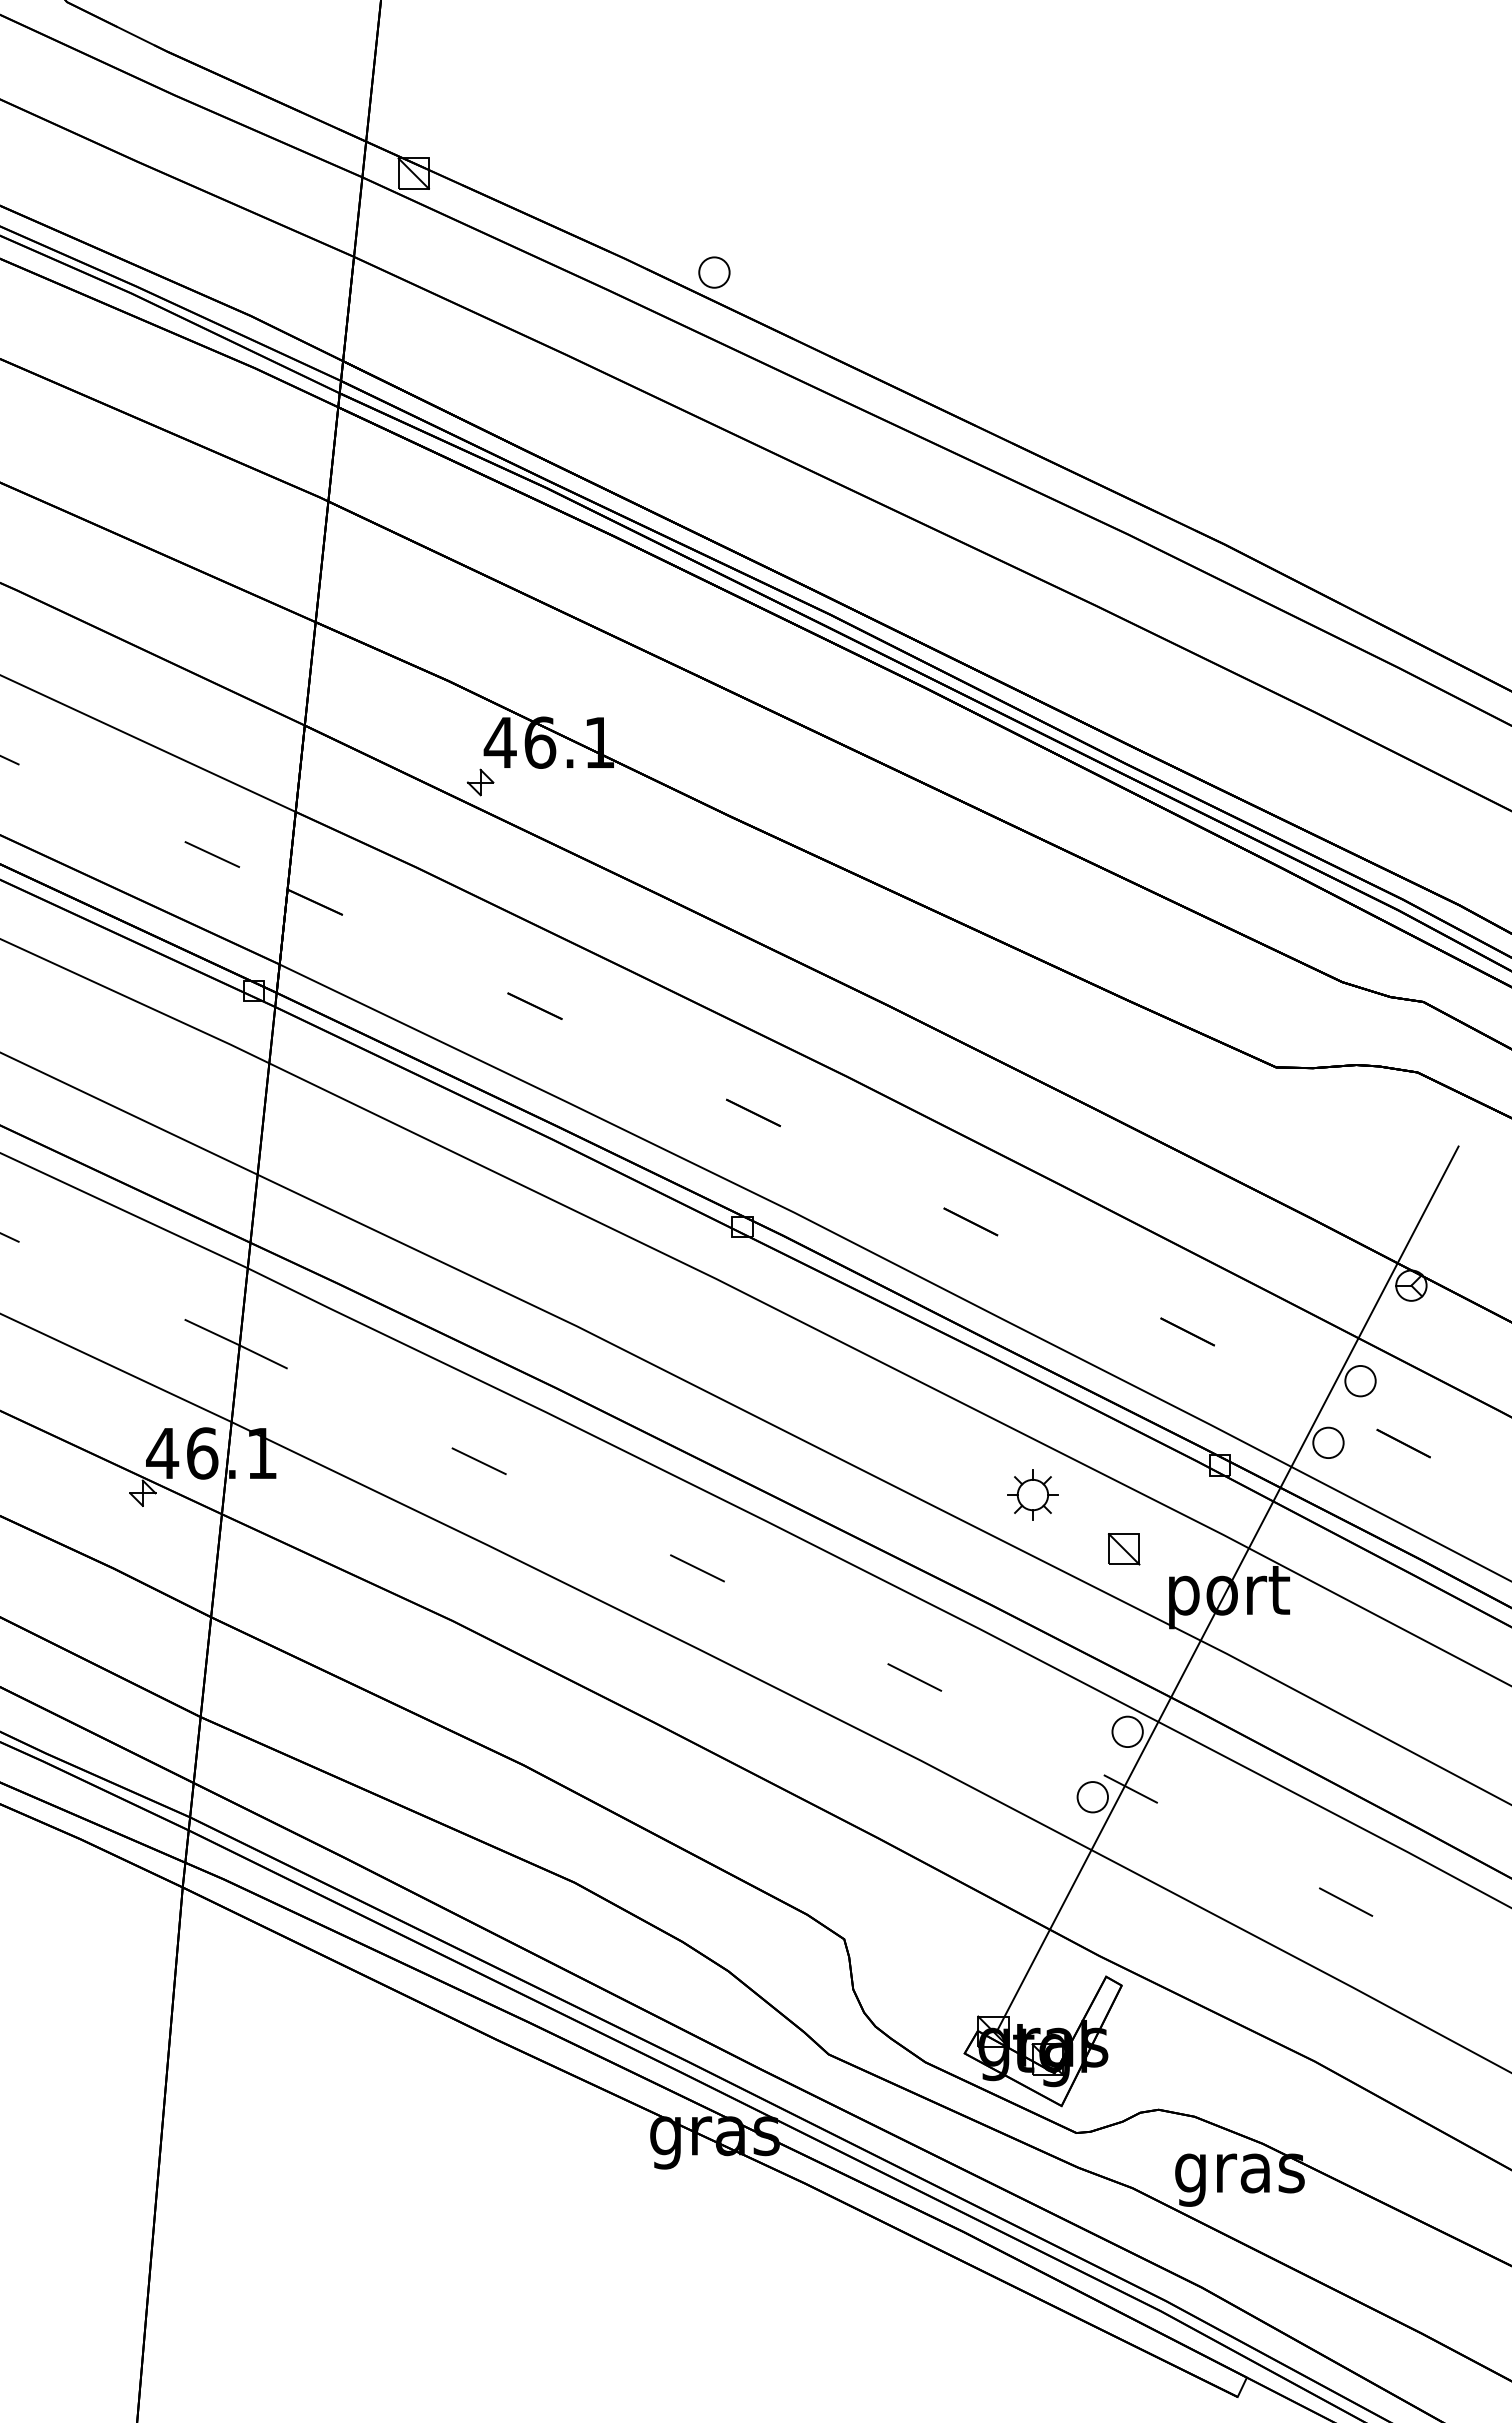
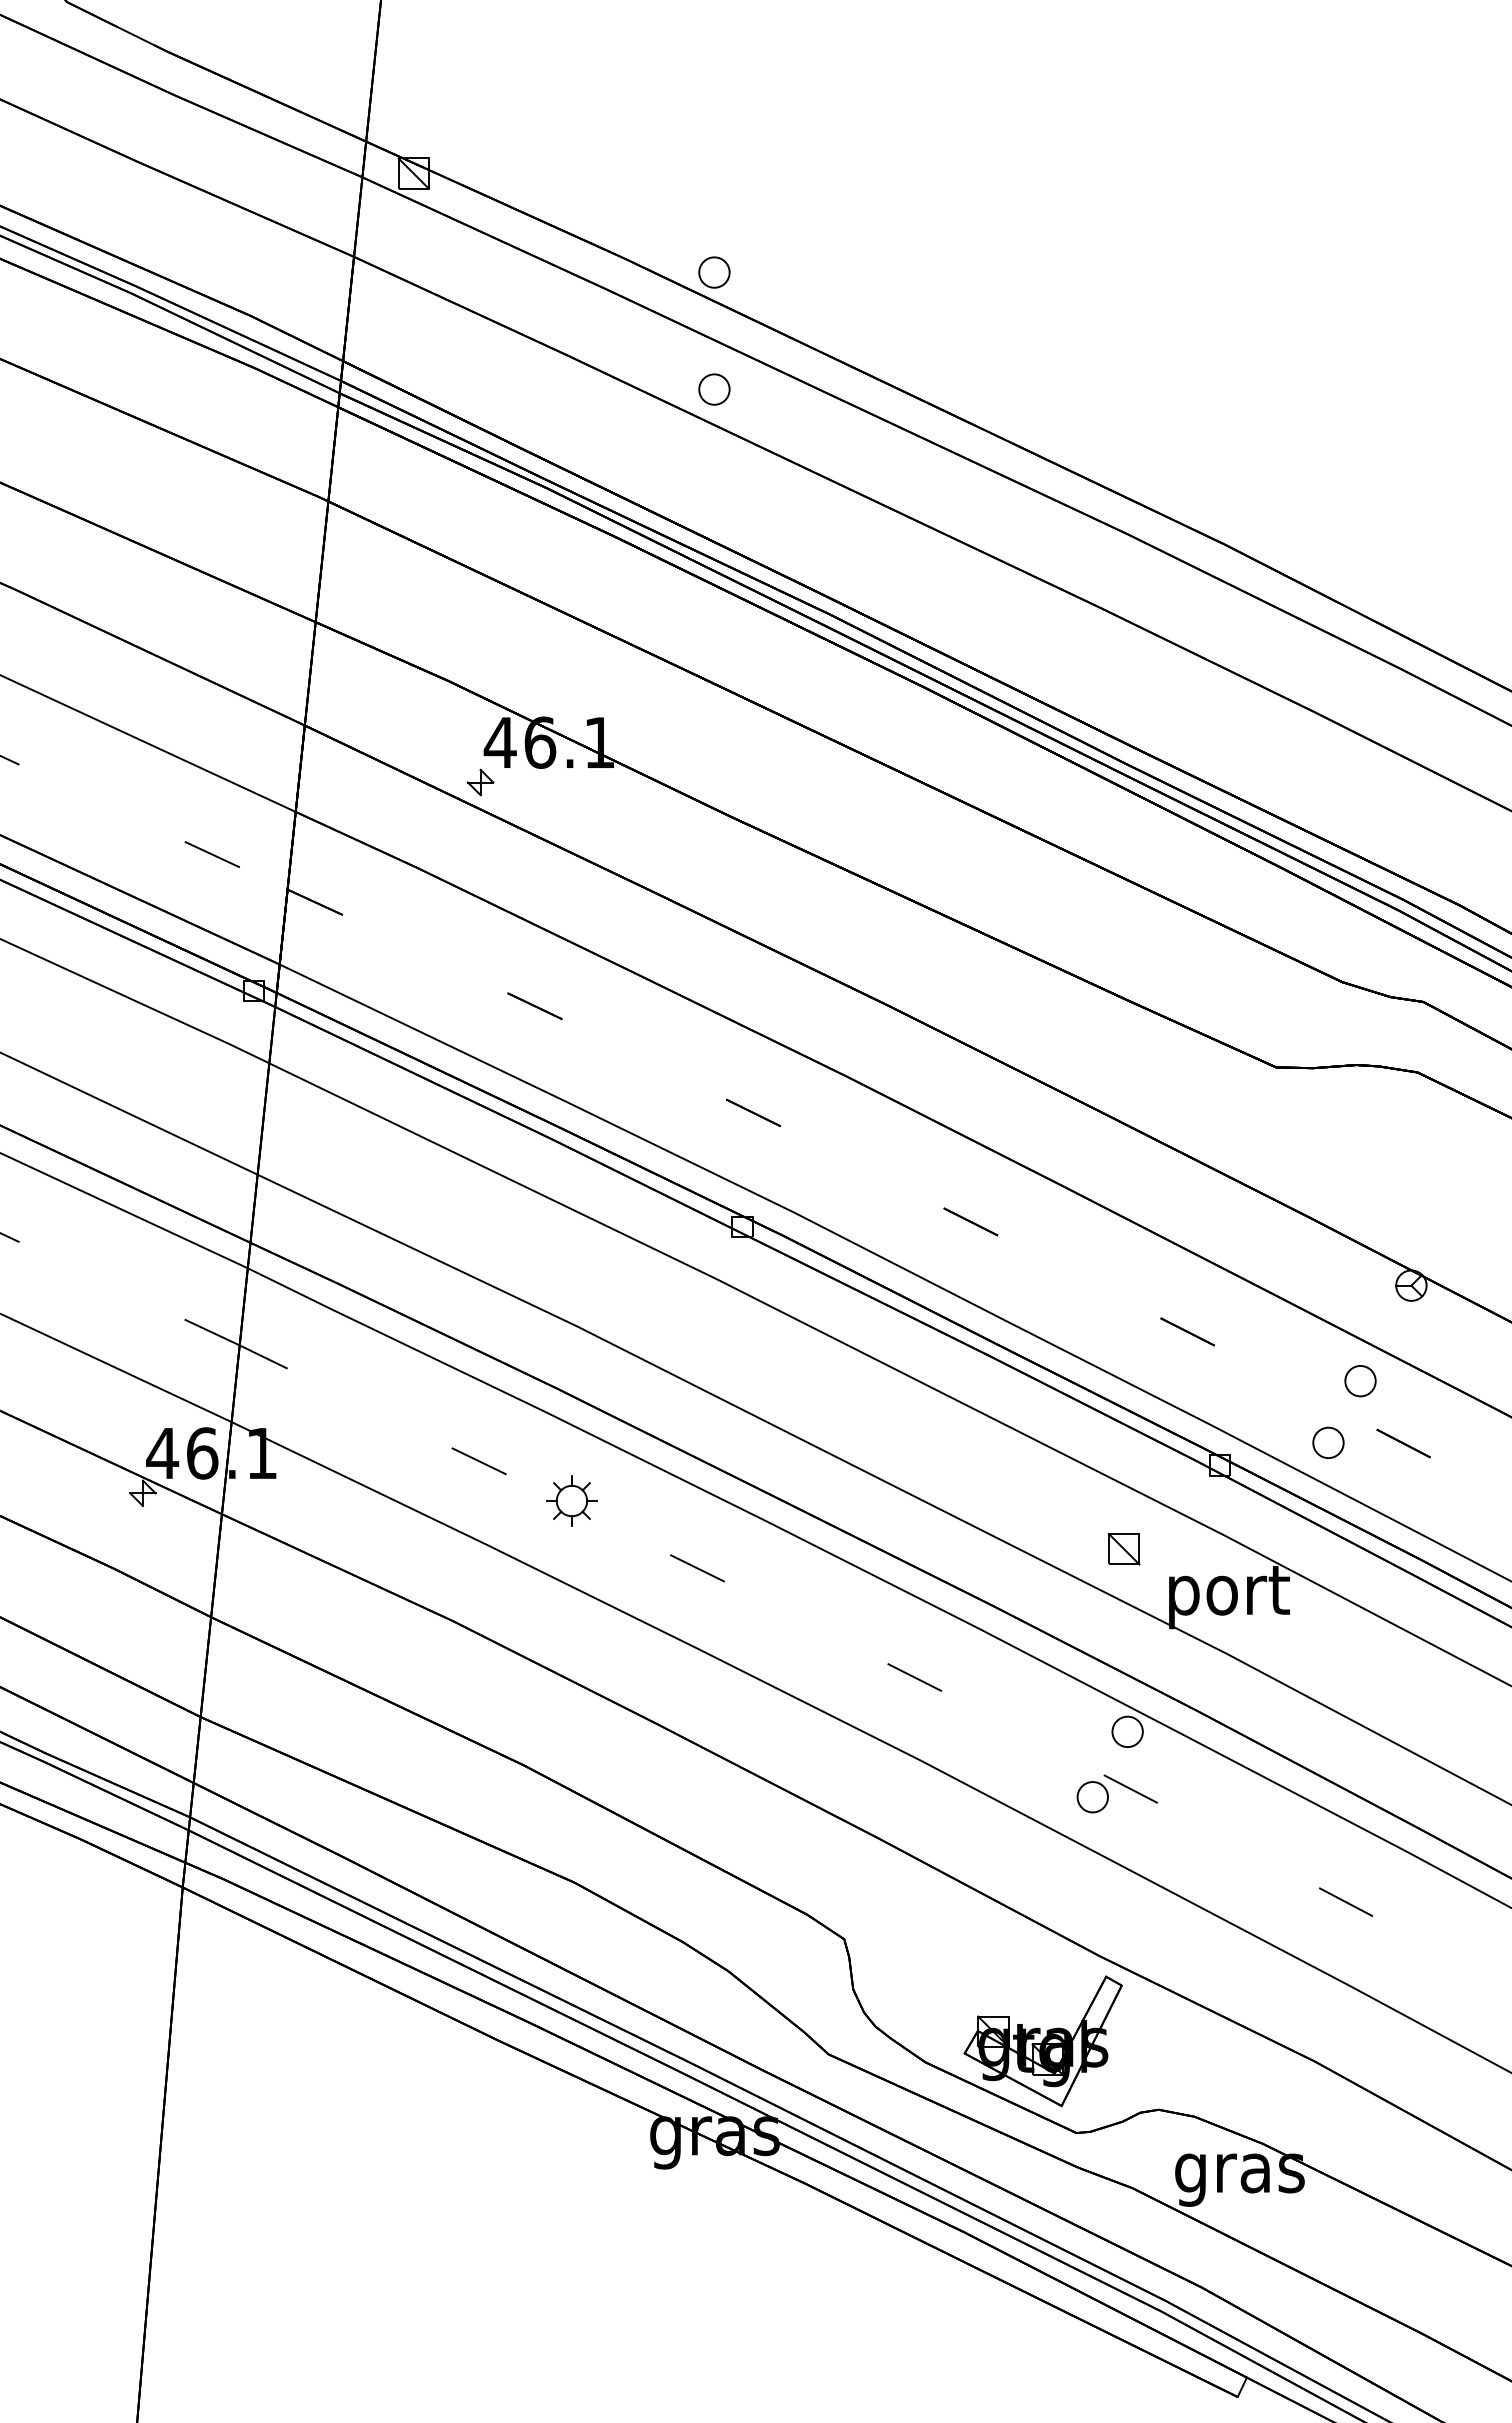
part: none -> present (714, 389)
part position: (1032, 1494) -> (571, 1500) (571, 1500)
line: present -> none (1227, 1589)
